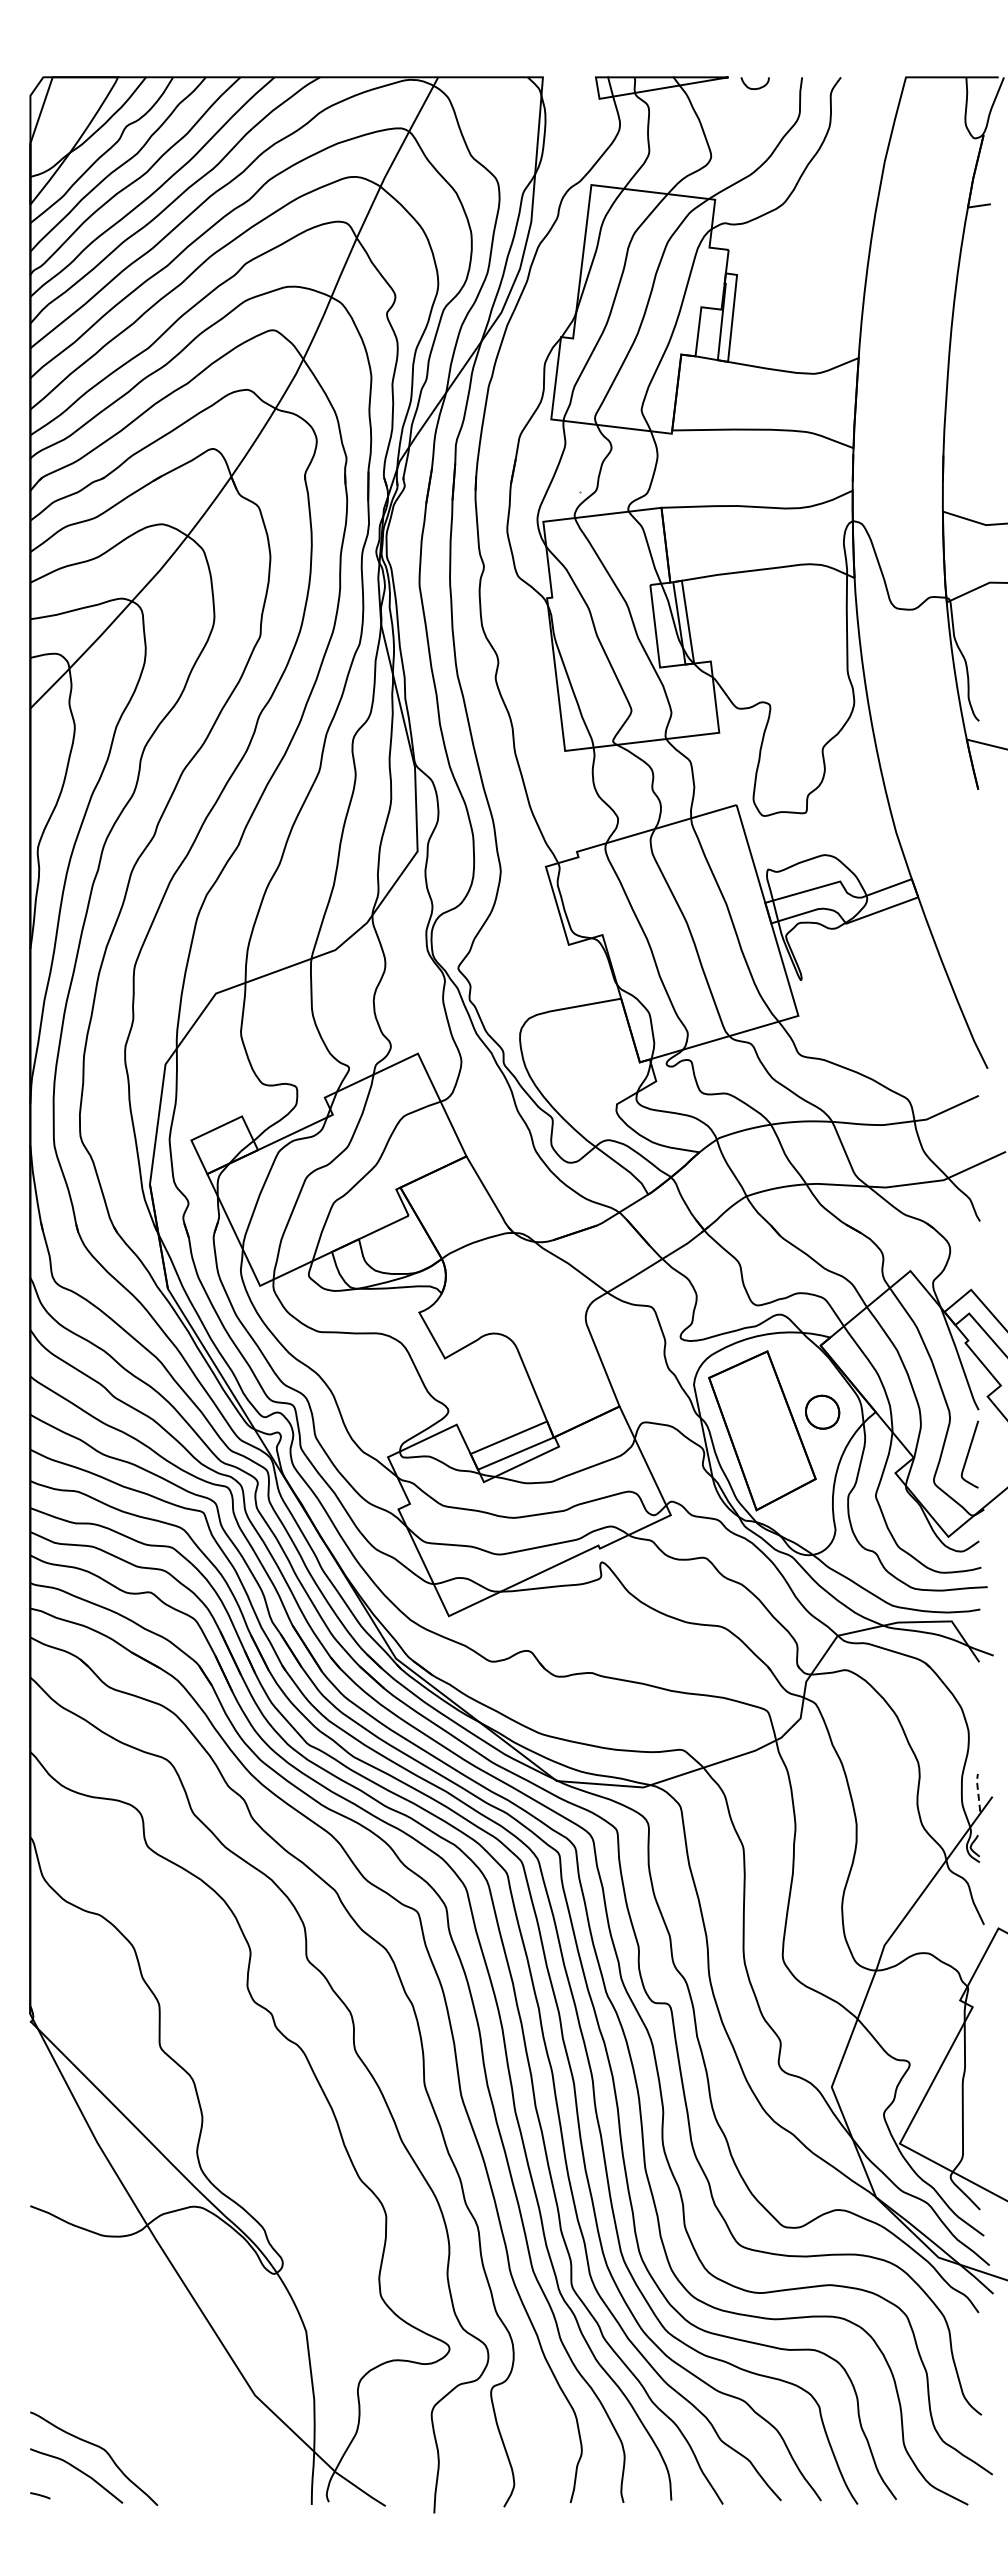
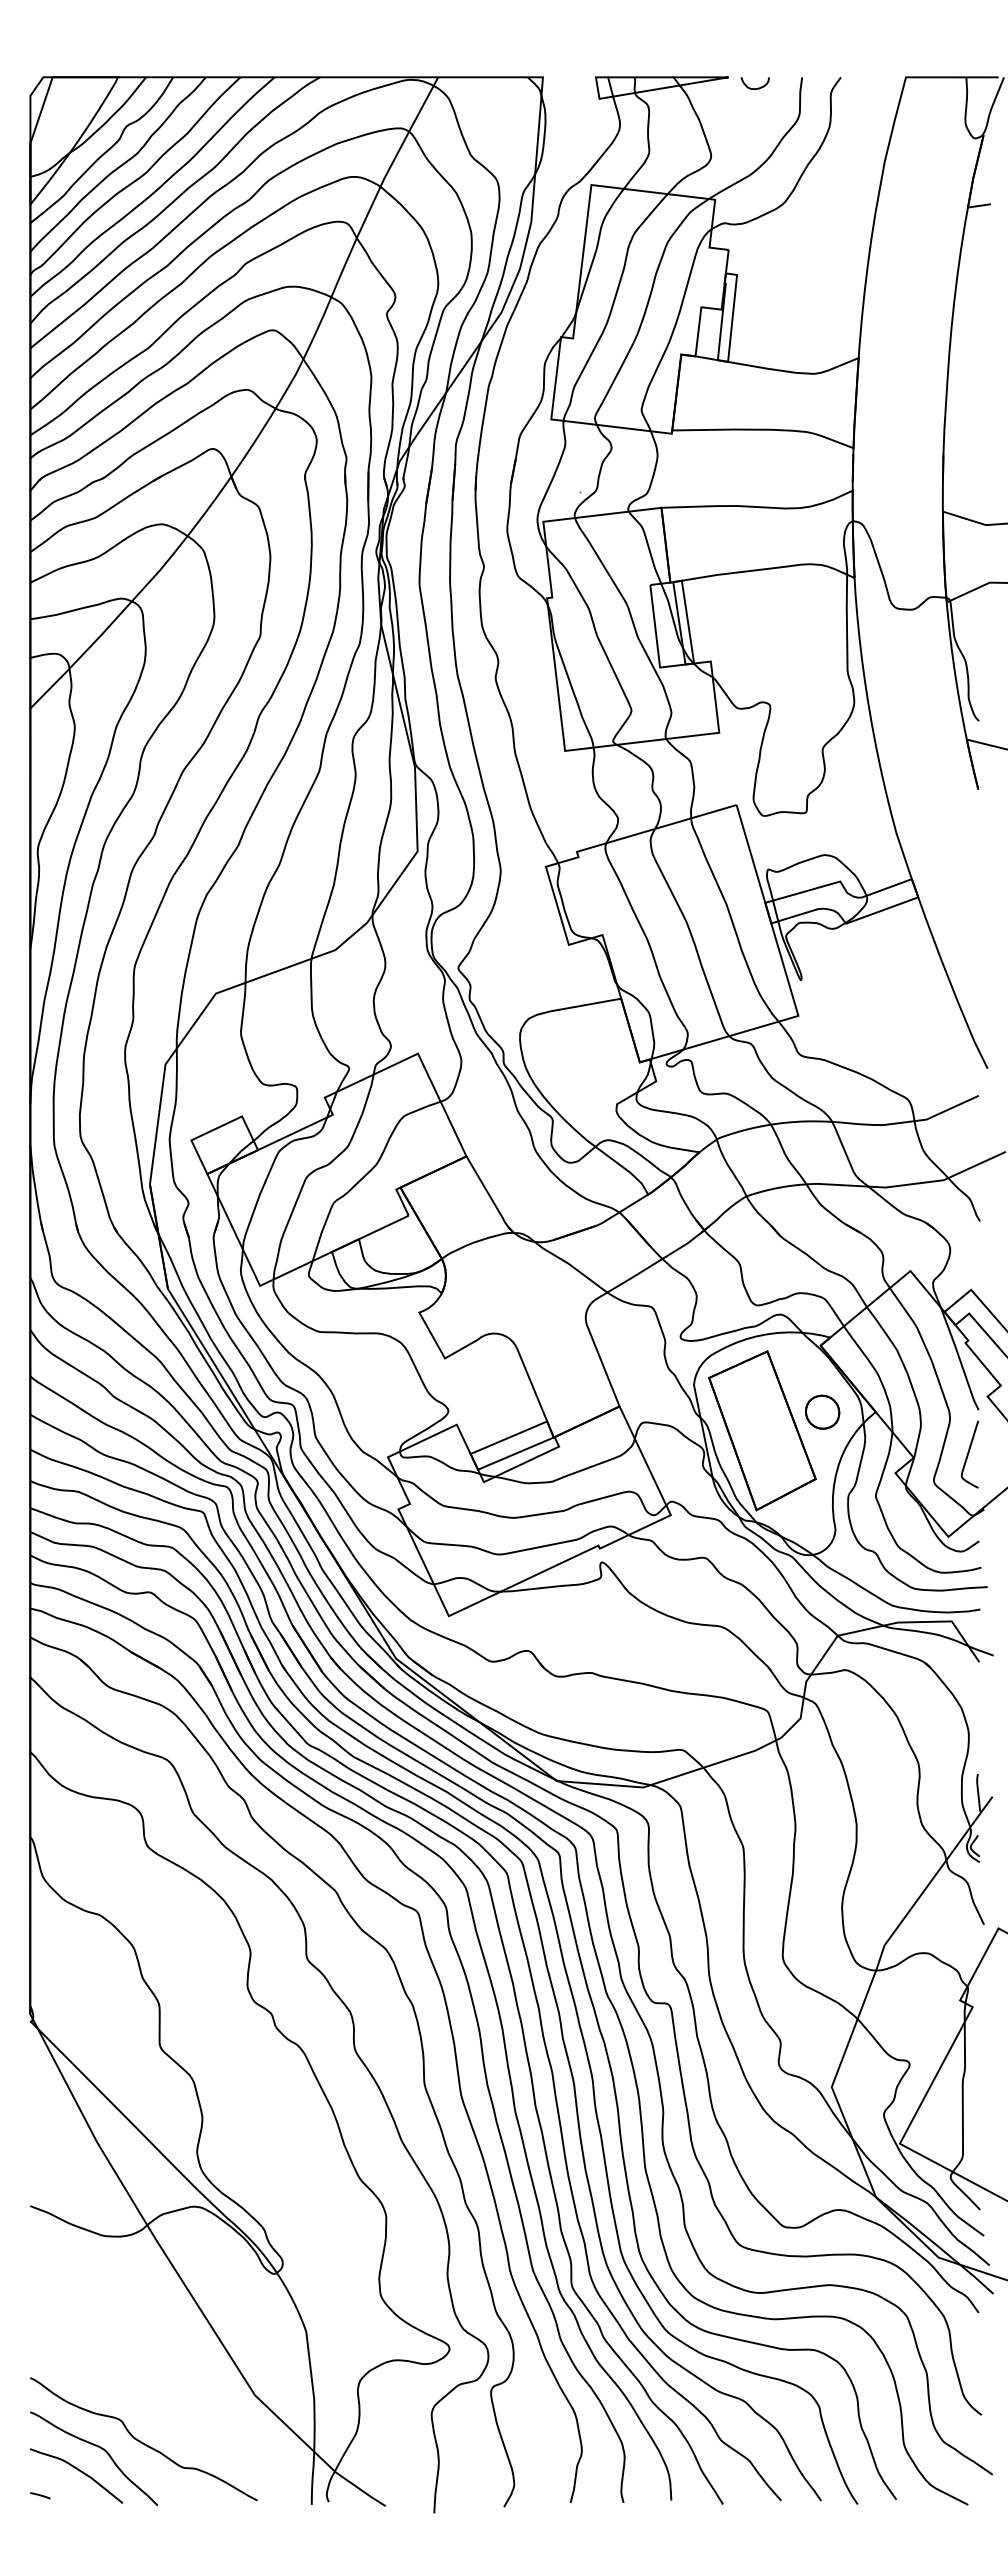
line: dashed -> solid (978, 1791)
curve: none -> present (141, 2441)
